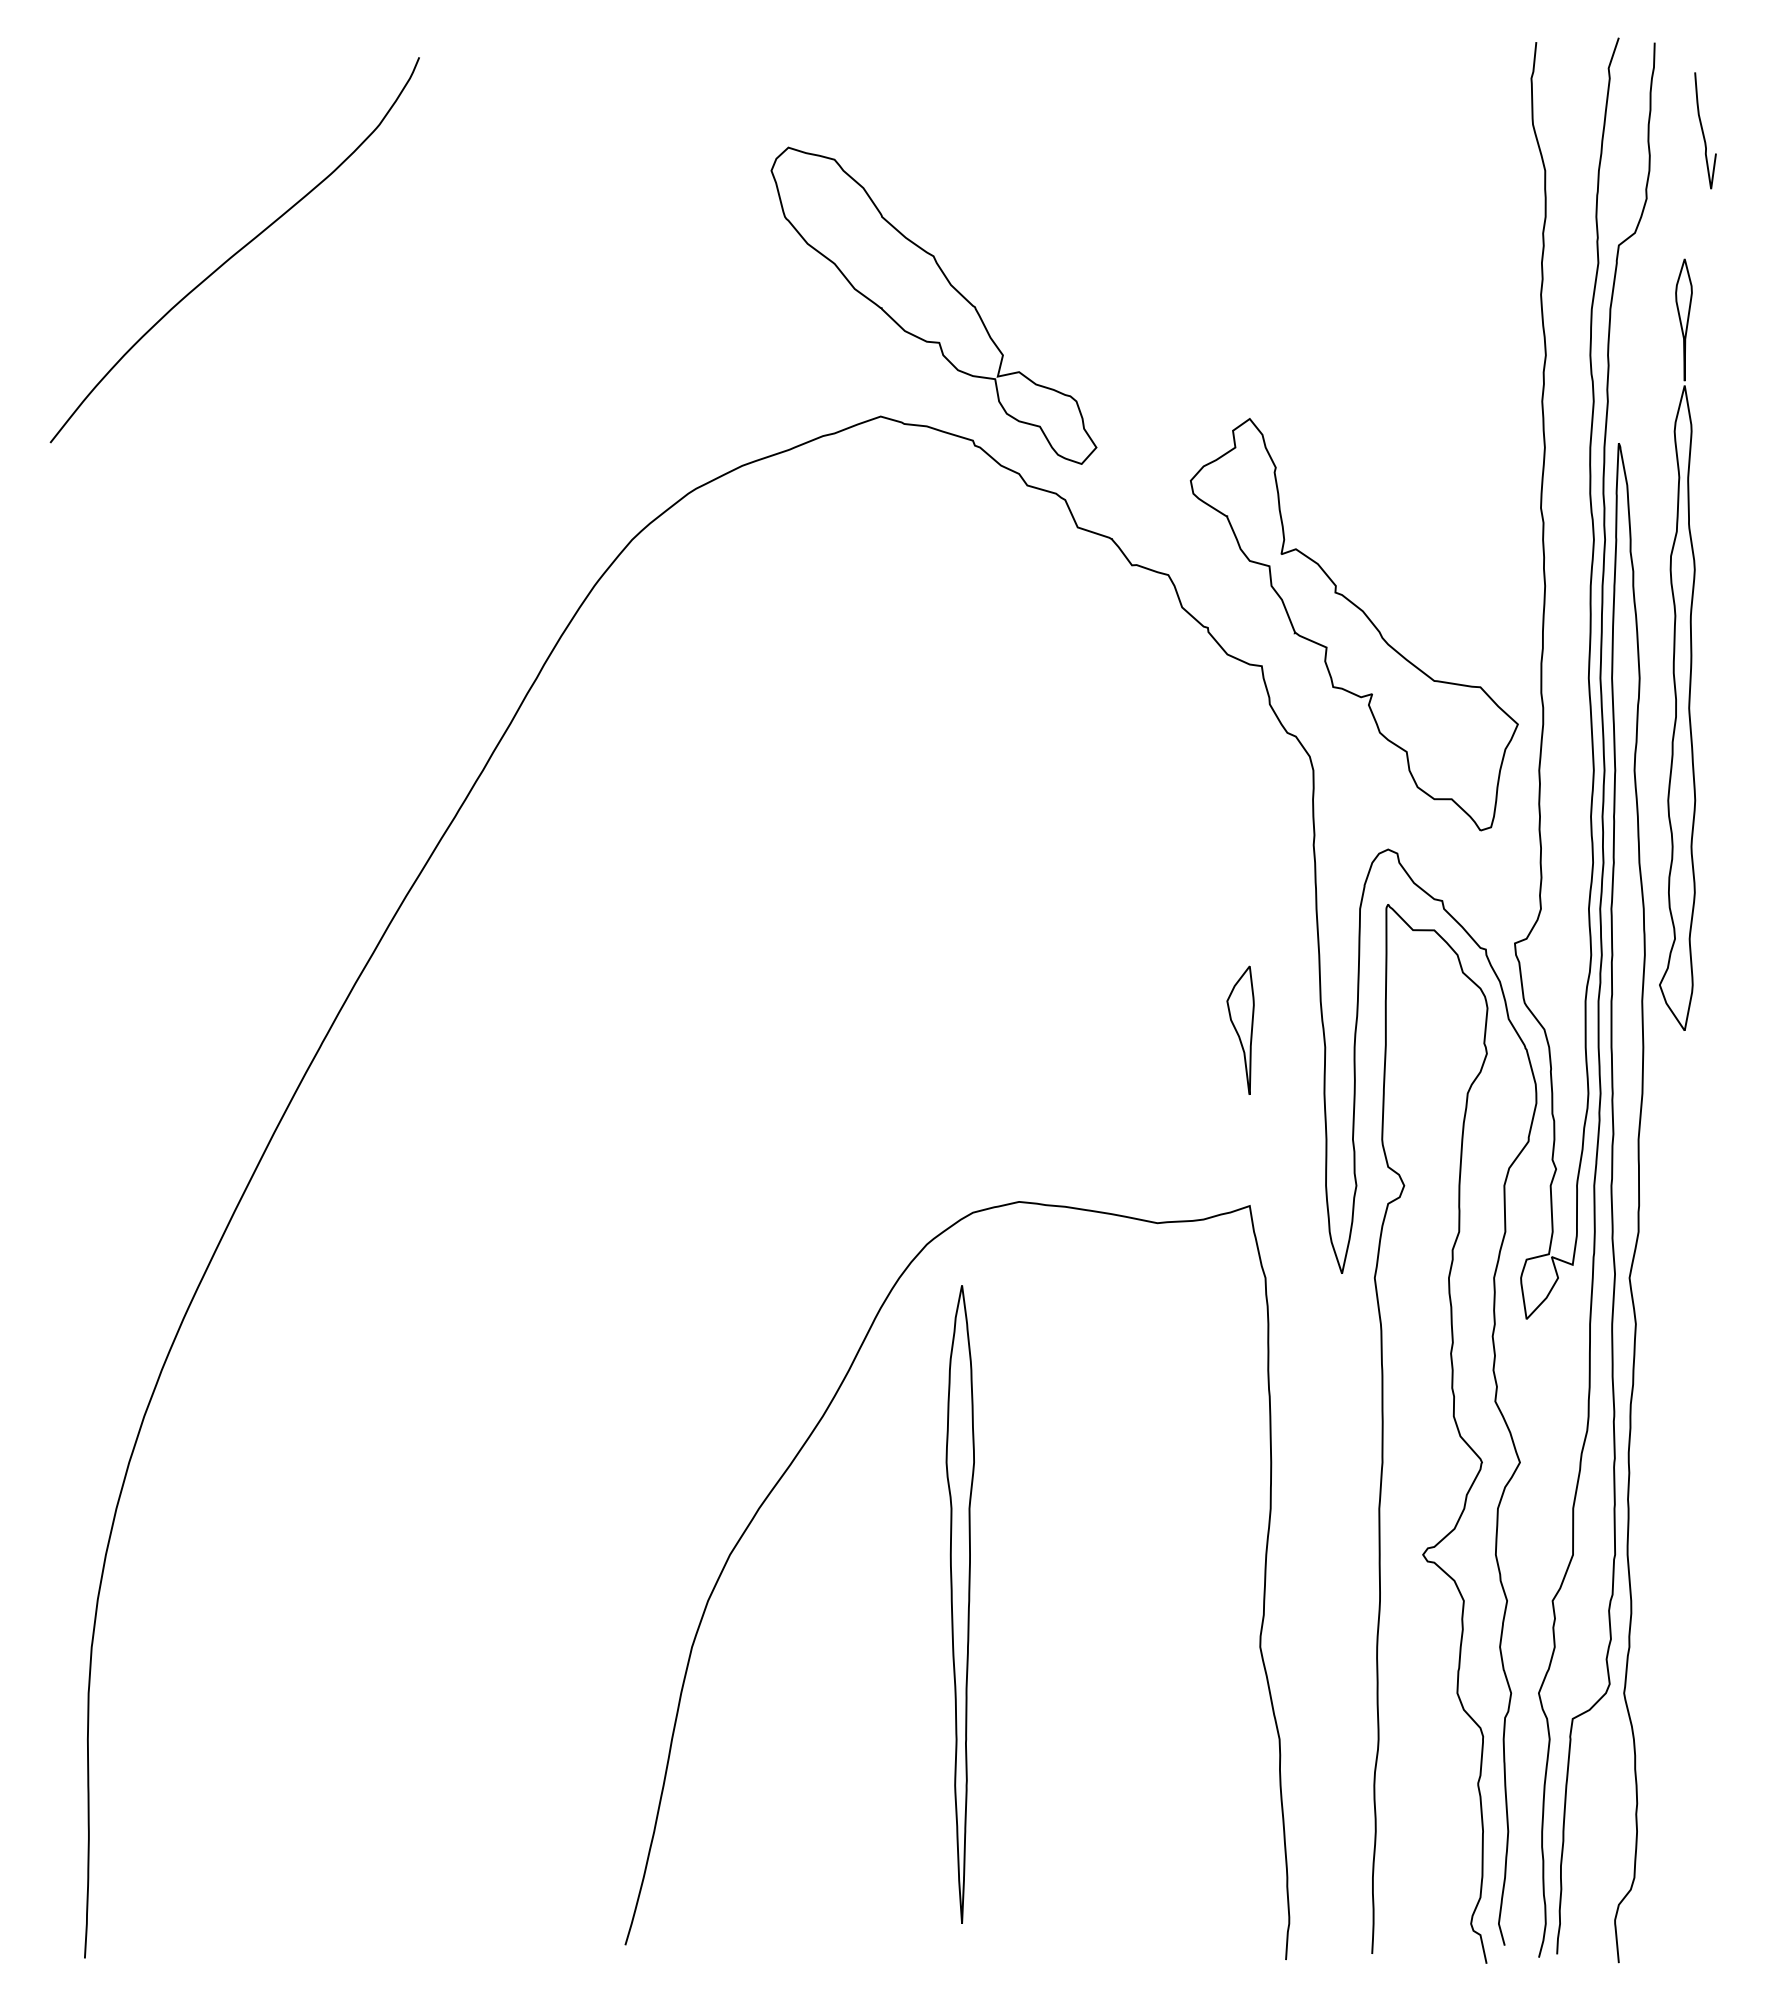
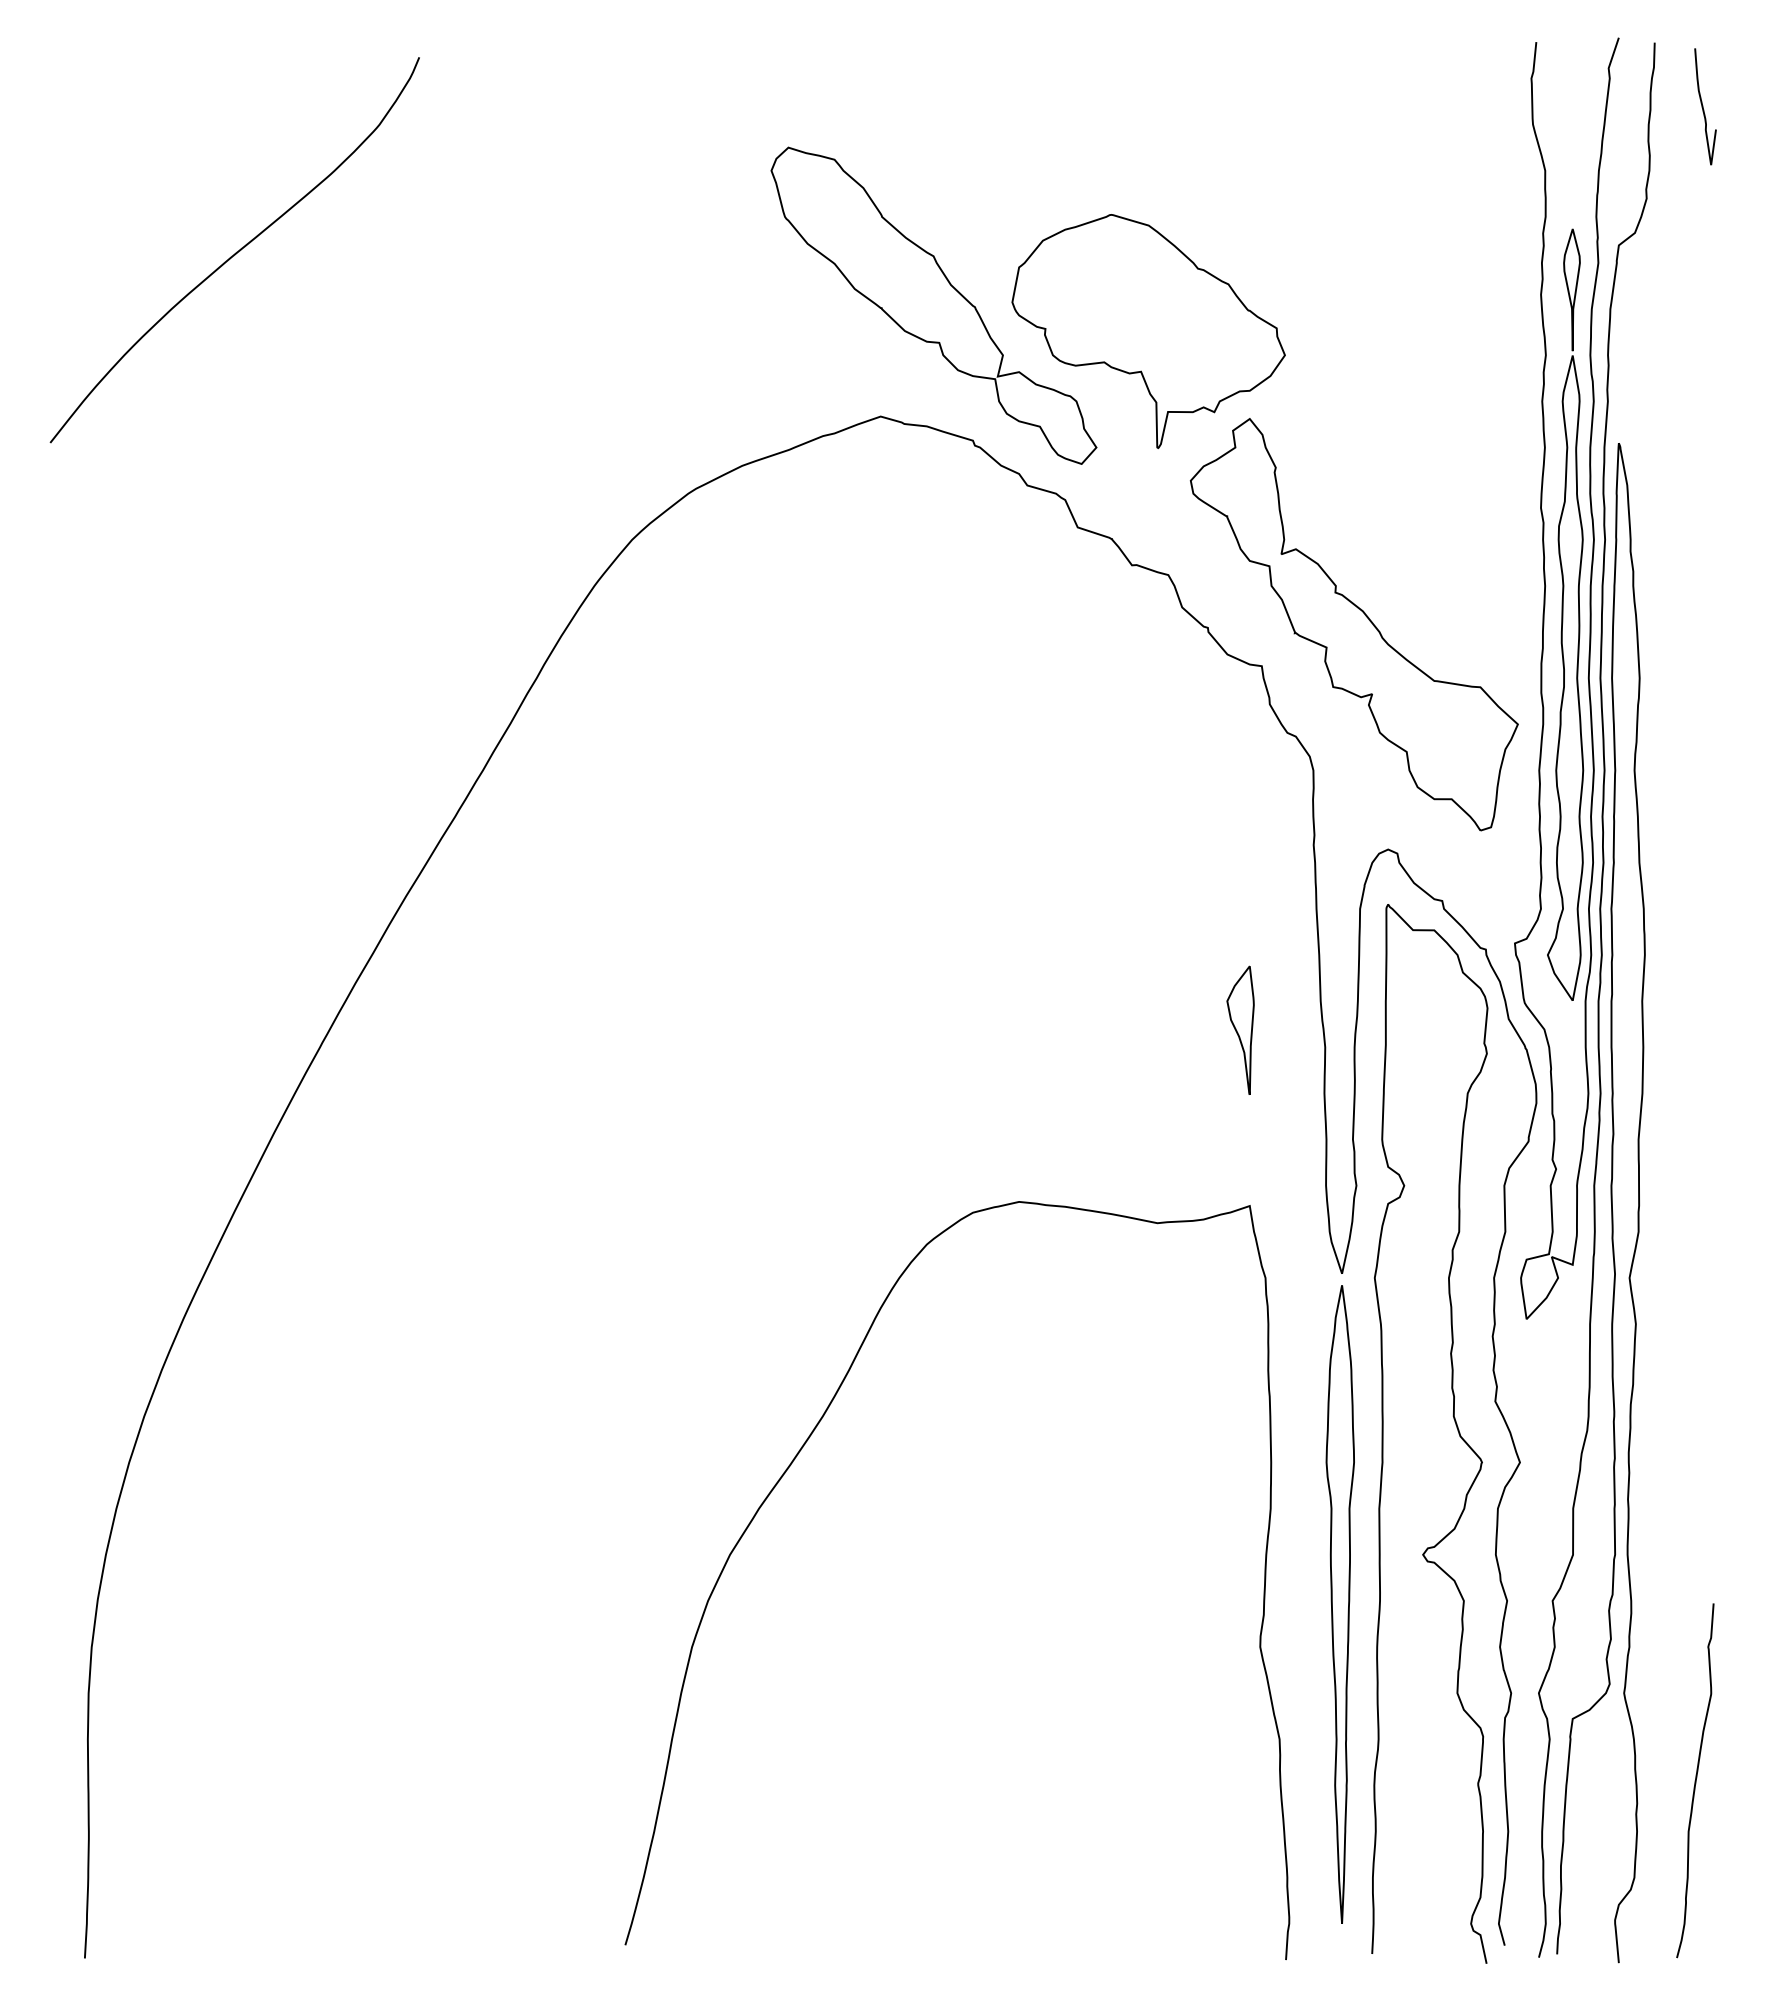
curve position: (1703, 130) -> (1703, 106) (1703, 106)
part: none -> present (1148, 331)
part position: (1677, 644) -> (1565, 614) (1565, 614)
part position: (959, 1604) -> (1339, 1604) (1339, 1604)
curve: none -> present (1695, 1780)
